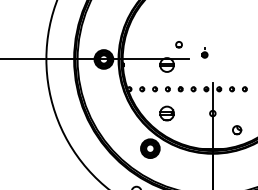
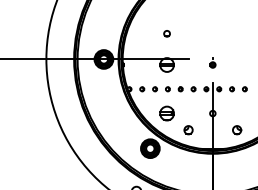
part position: (178, 44) -> (166, 33) (166, 33)
part position: (204, 52) -> (212, 62) (212, 62)
part: none -> present (188, 130)
